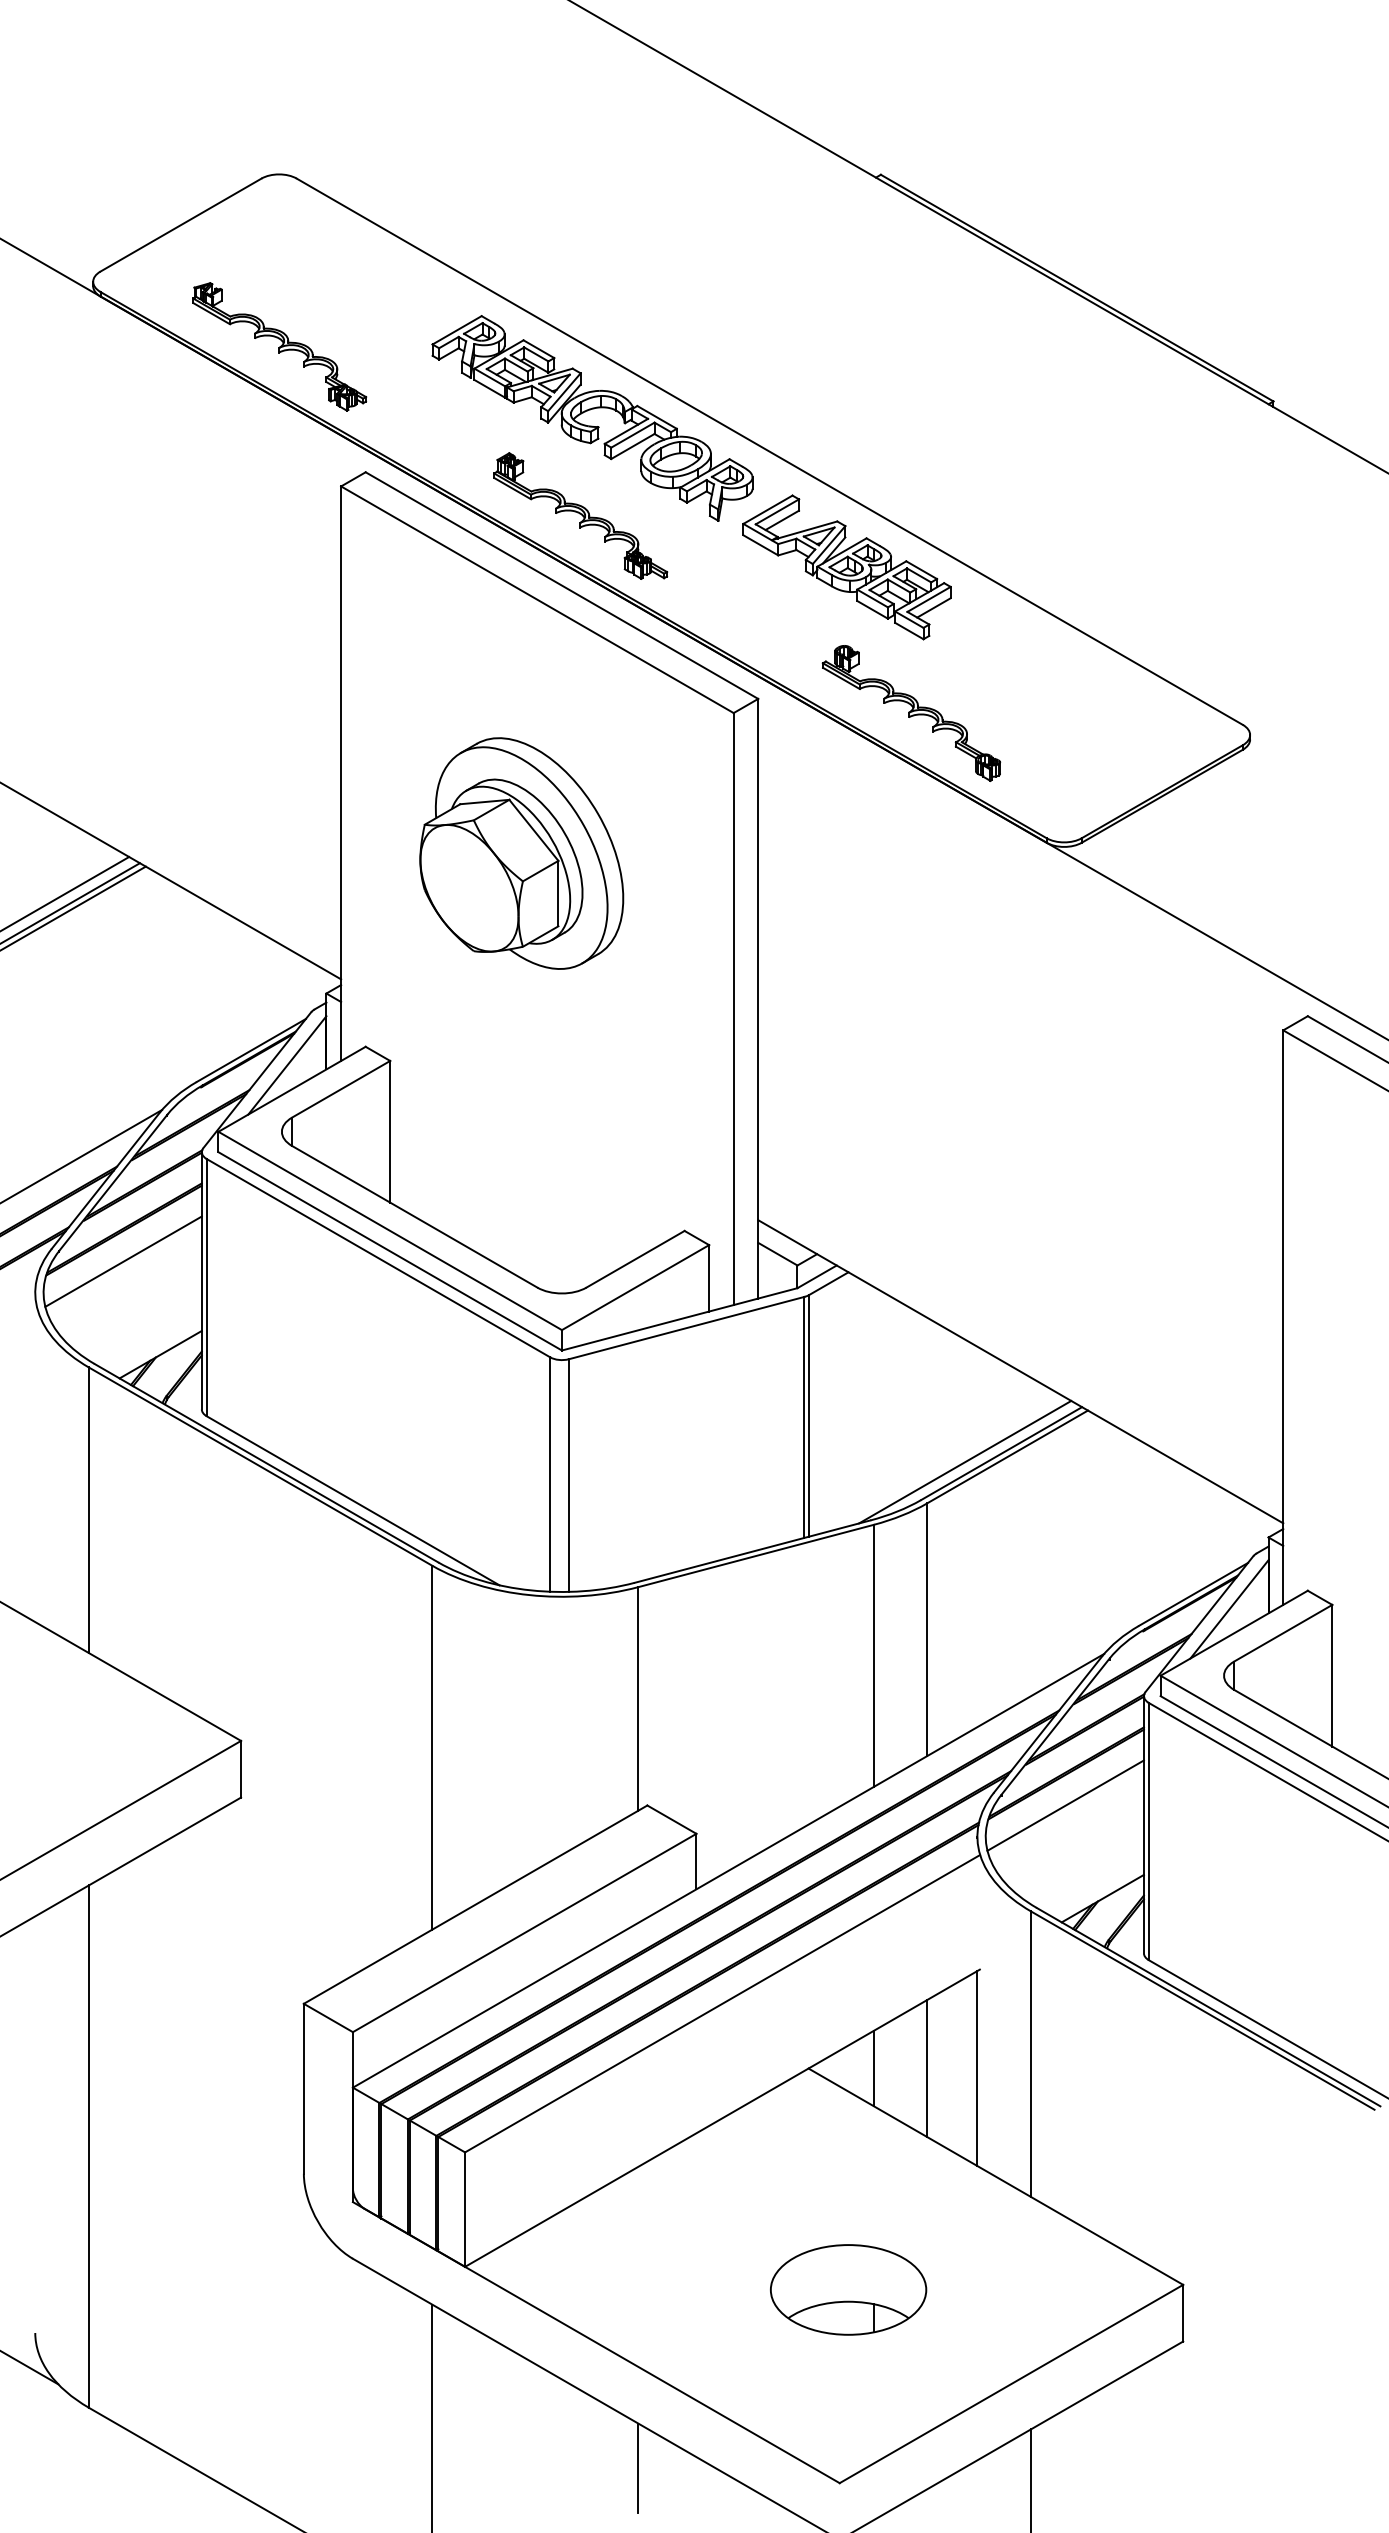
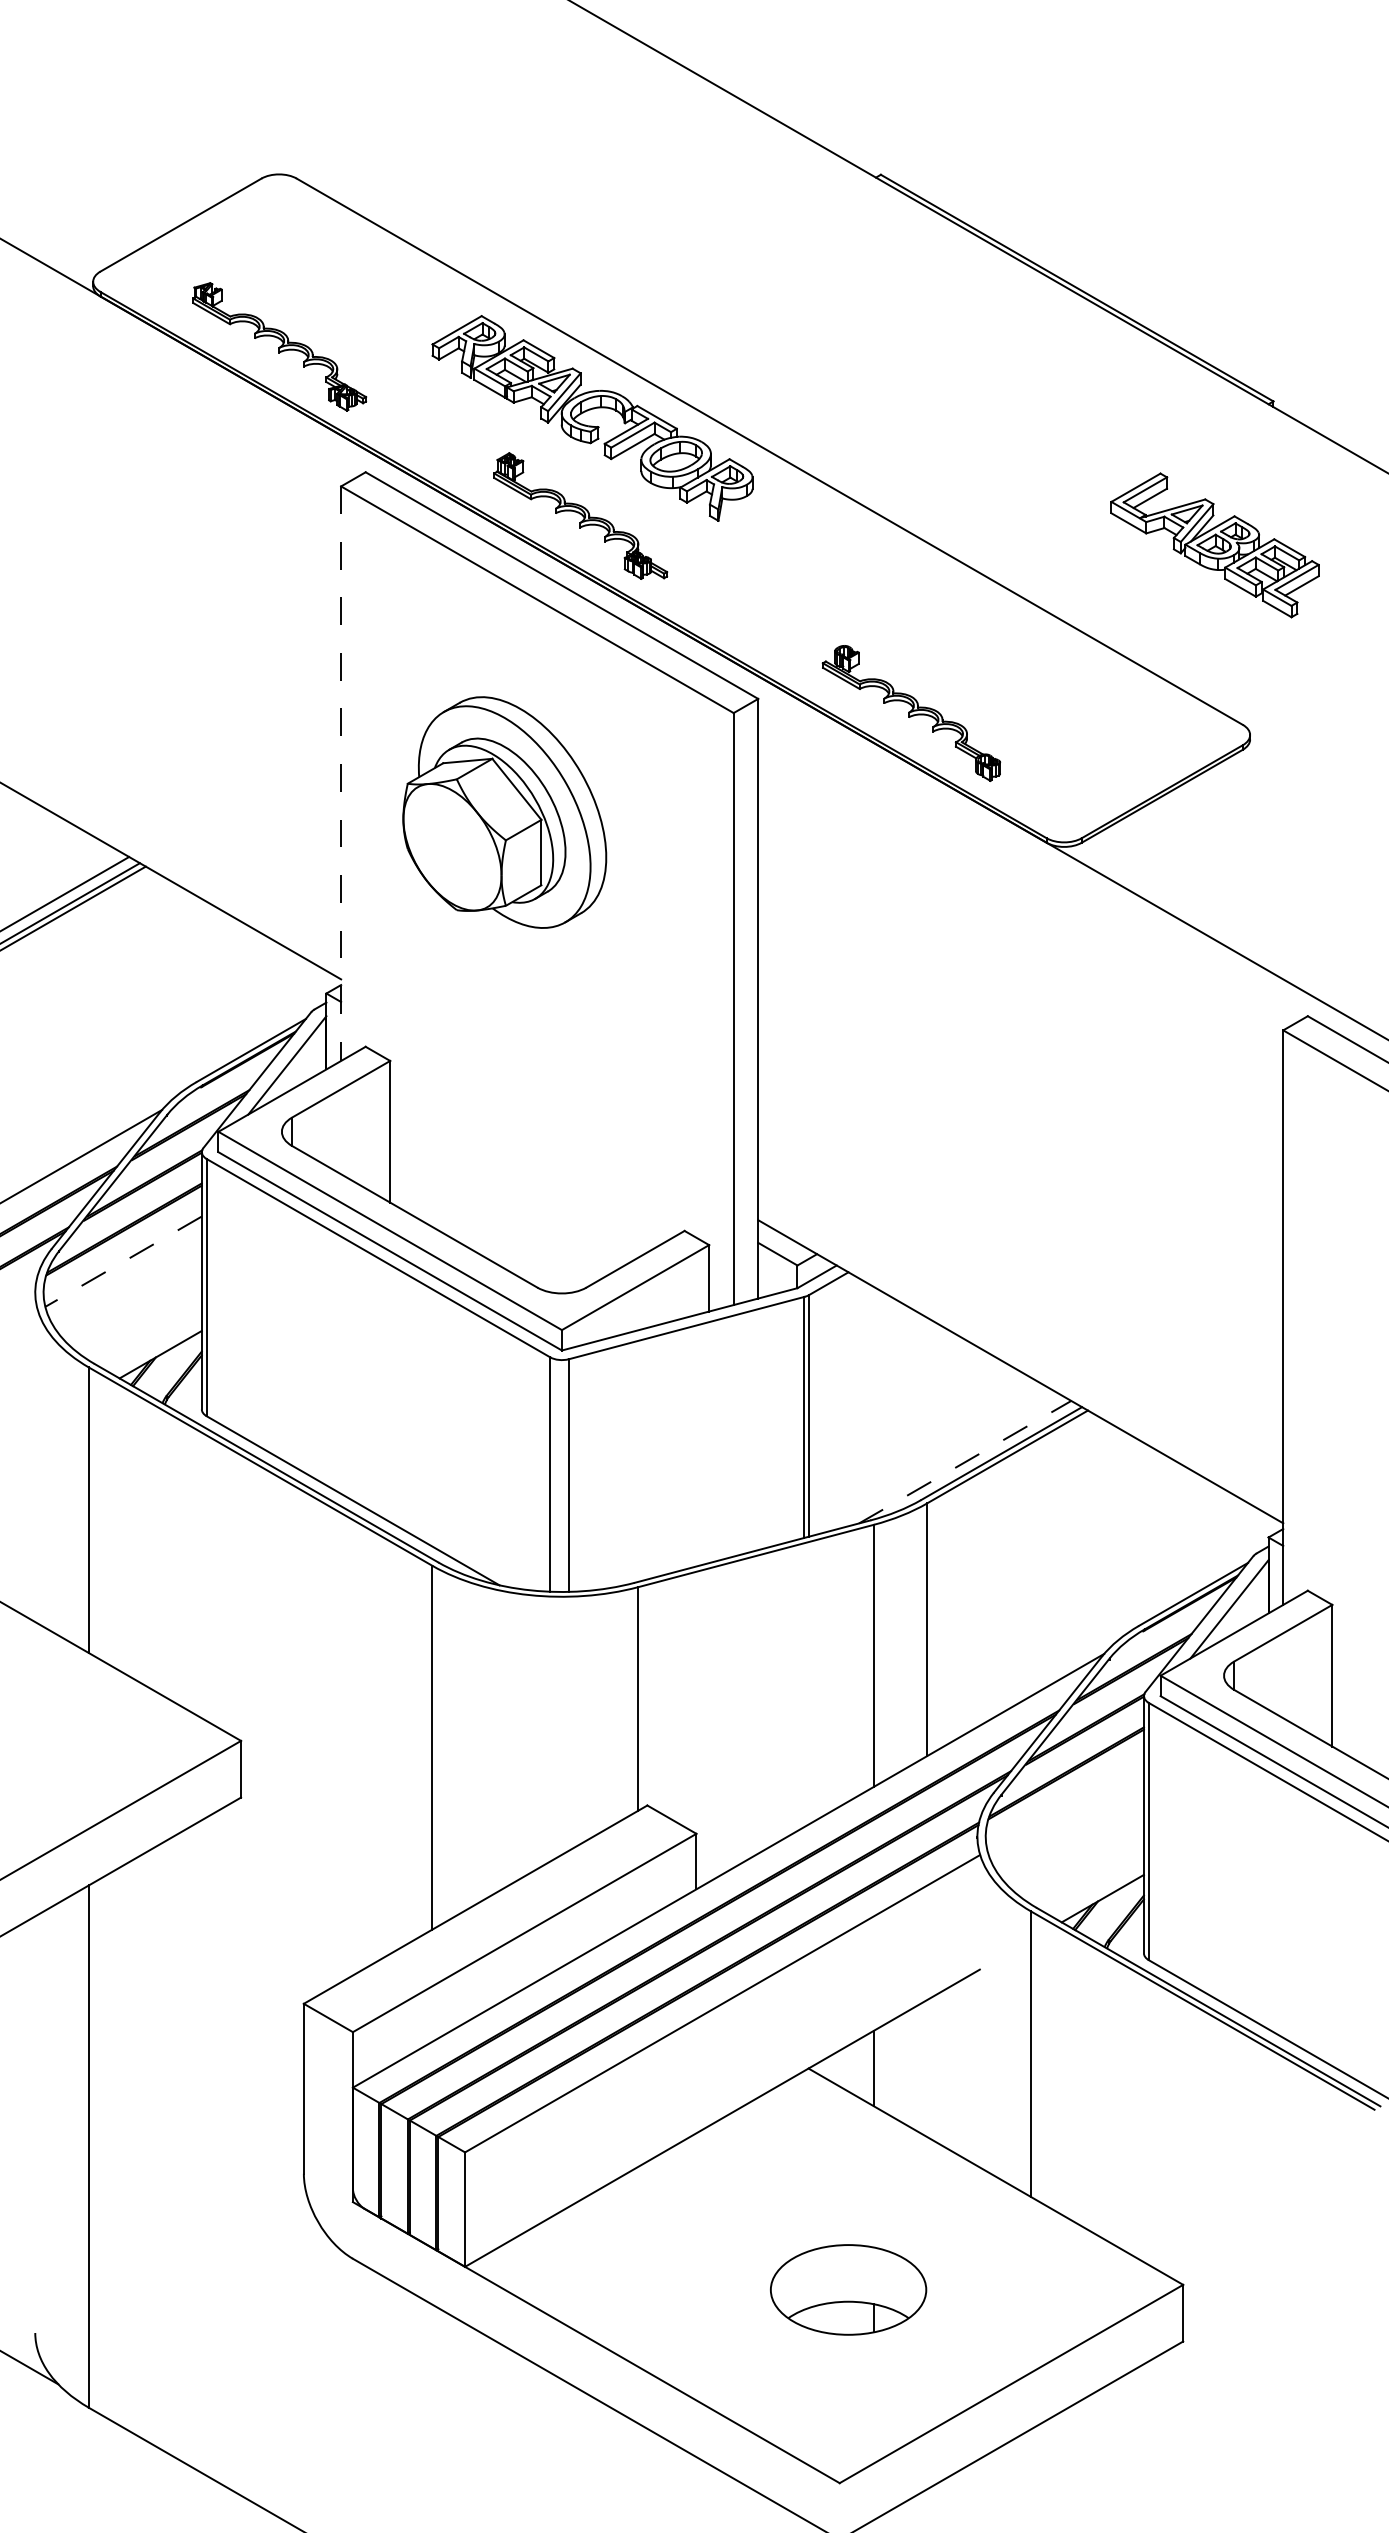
part position: (846, 567) -> (1214, 545) (1214, 545)
line: solid -> dashed (341, 774)
part position: (521, 853) -> (504, 812) (504, 812)
line: solid -> dashed (123, 1261)
line: solid -> dashed (965, 1462)
line: present -> none (1065, 1805)
line: present -> none (927, 2068)
line: present -> none (977, 2068)
line: present -> none (432, 2416)
line: present -> none (638, 2468)
line: present -> none (1031, 2479)
